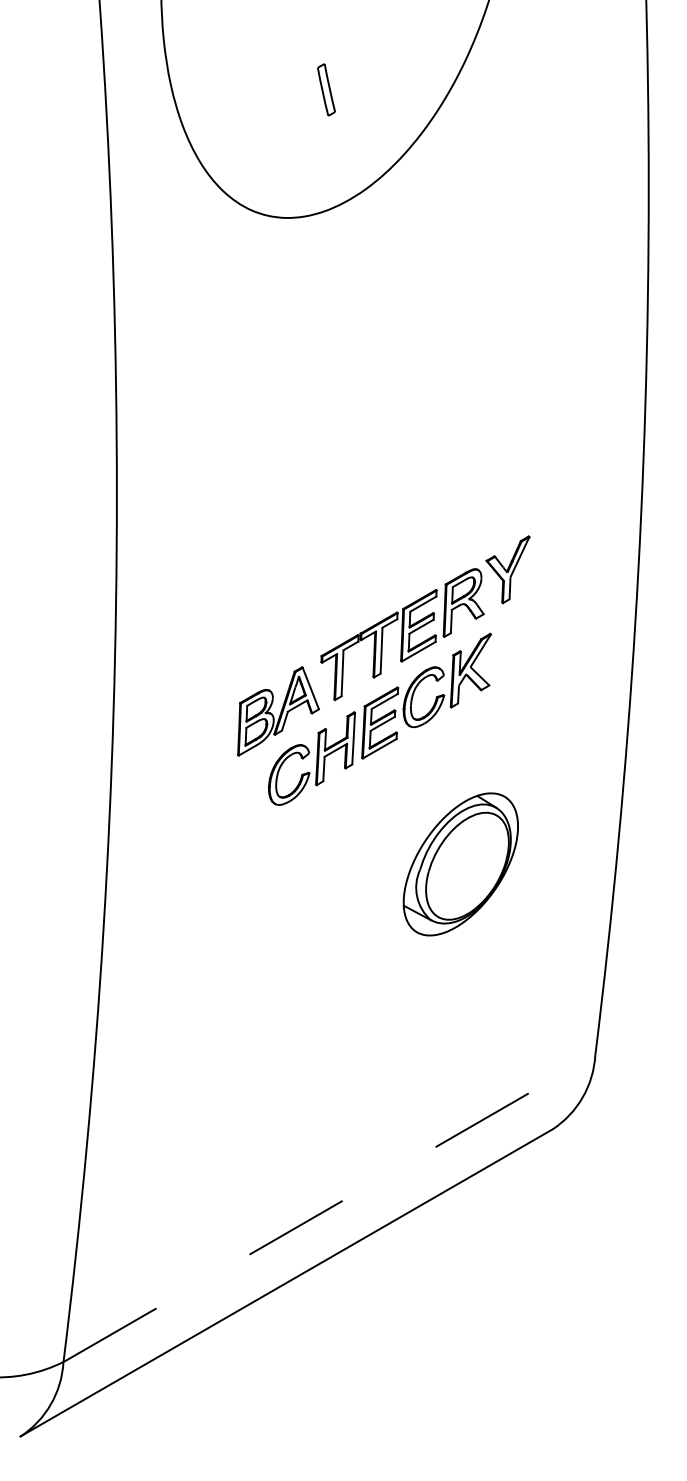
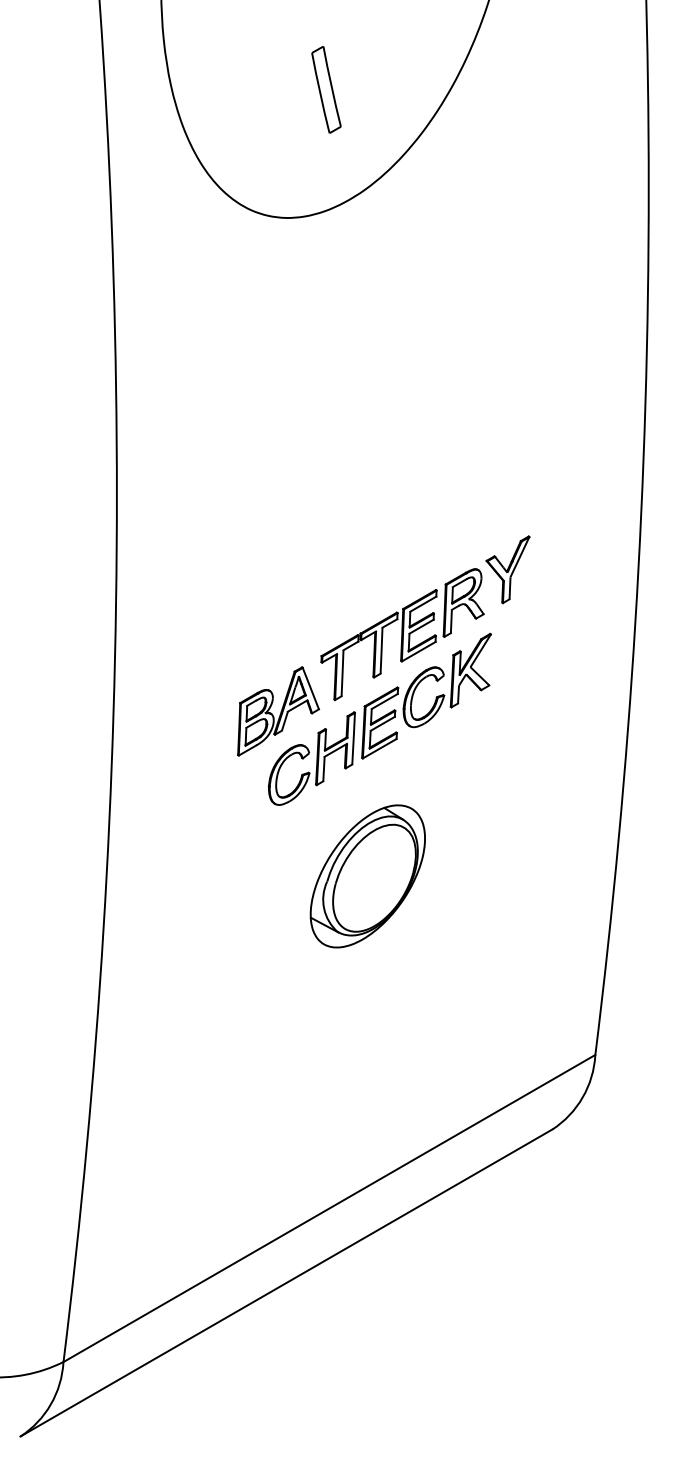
part size: 19x54 px -> 31x88 px (326, 89)
part position: (460, 864) -> (367, 876) (367, 876)
line: dashed -> solid (329, 1208)
